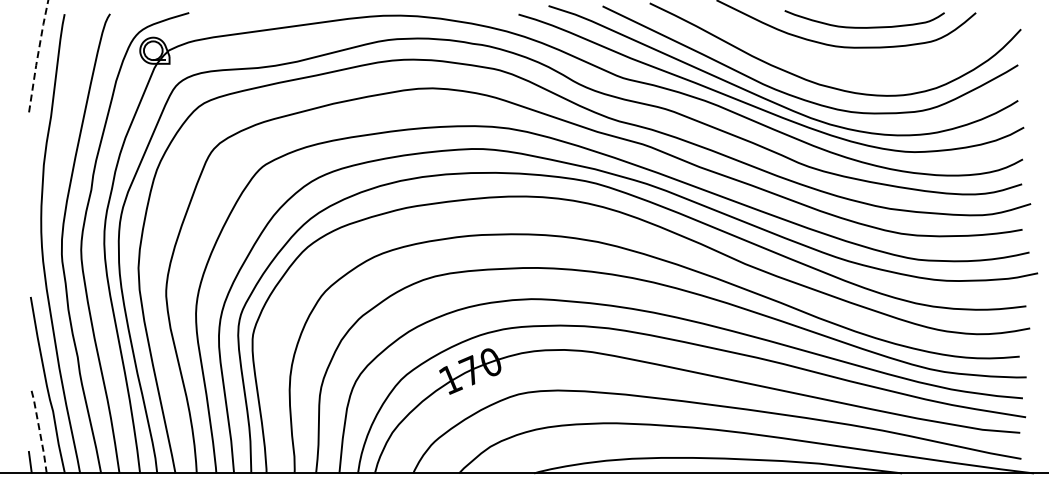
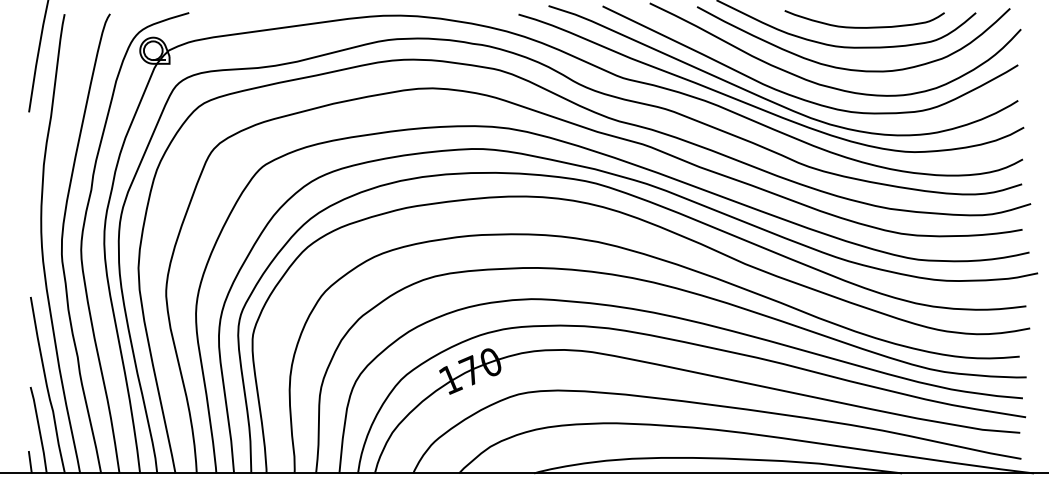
line: dashed -> solid (37, 55)
curve: none -> present (849, 68)
line: dashed -> solid (39, 429)
